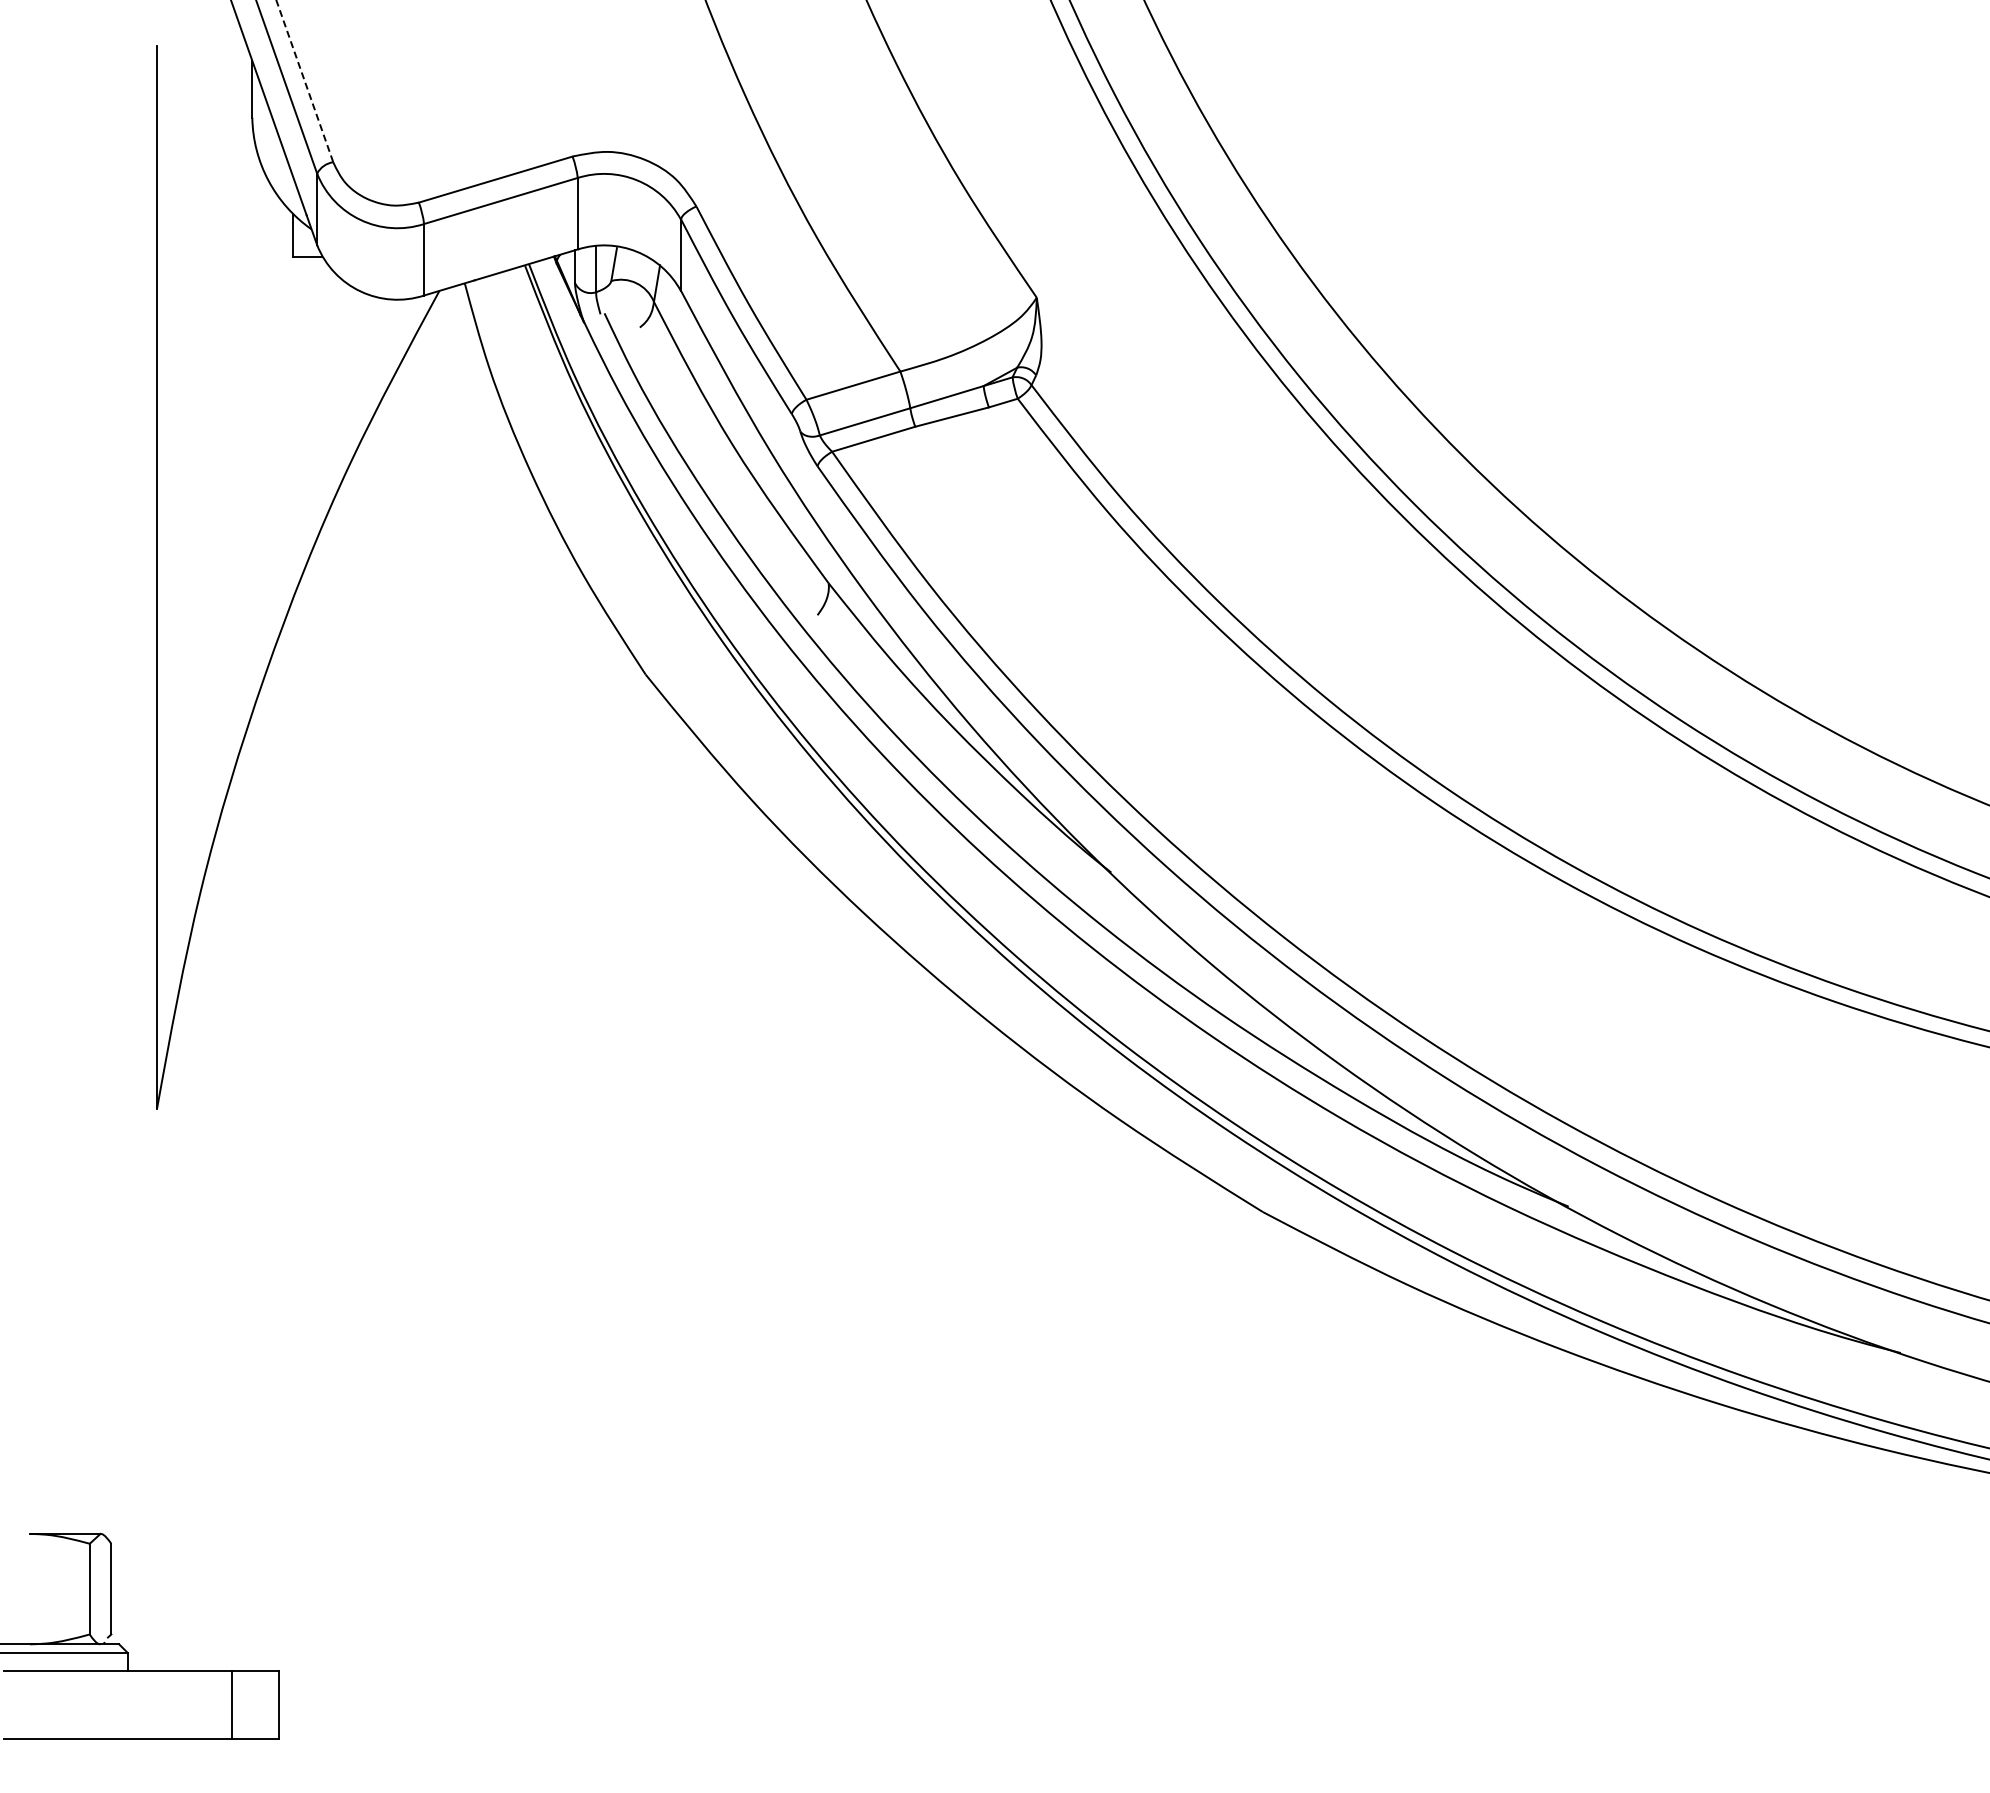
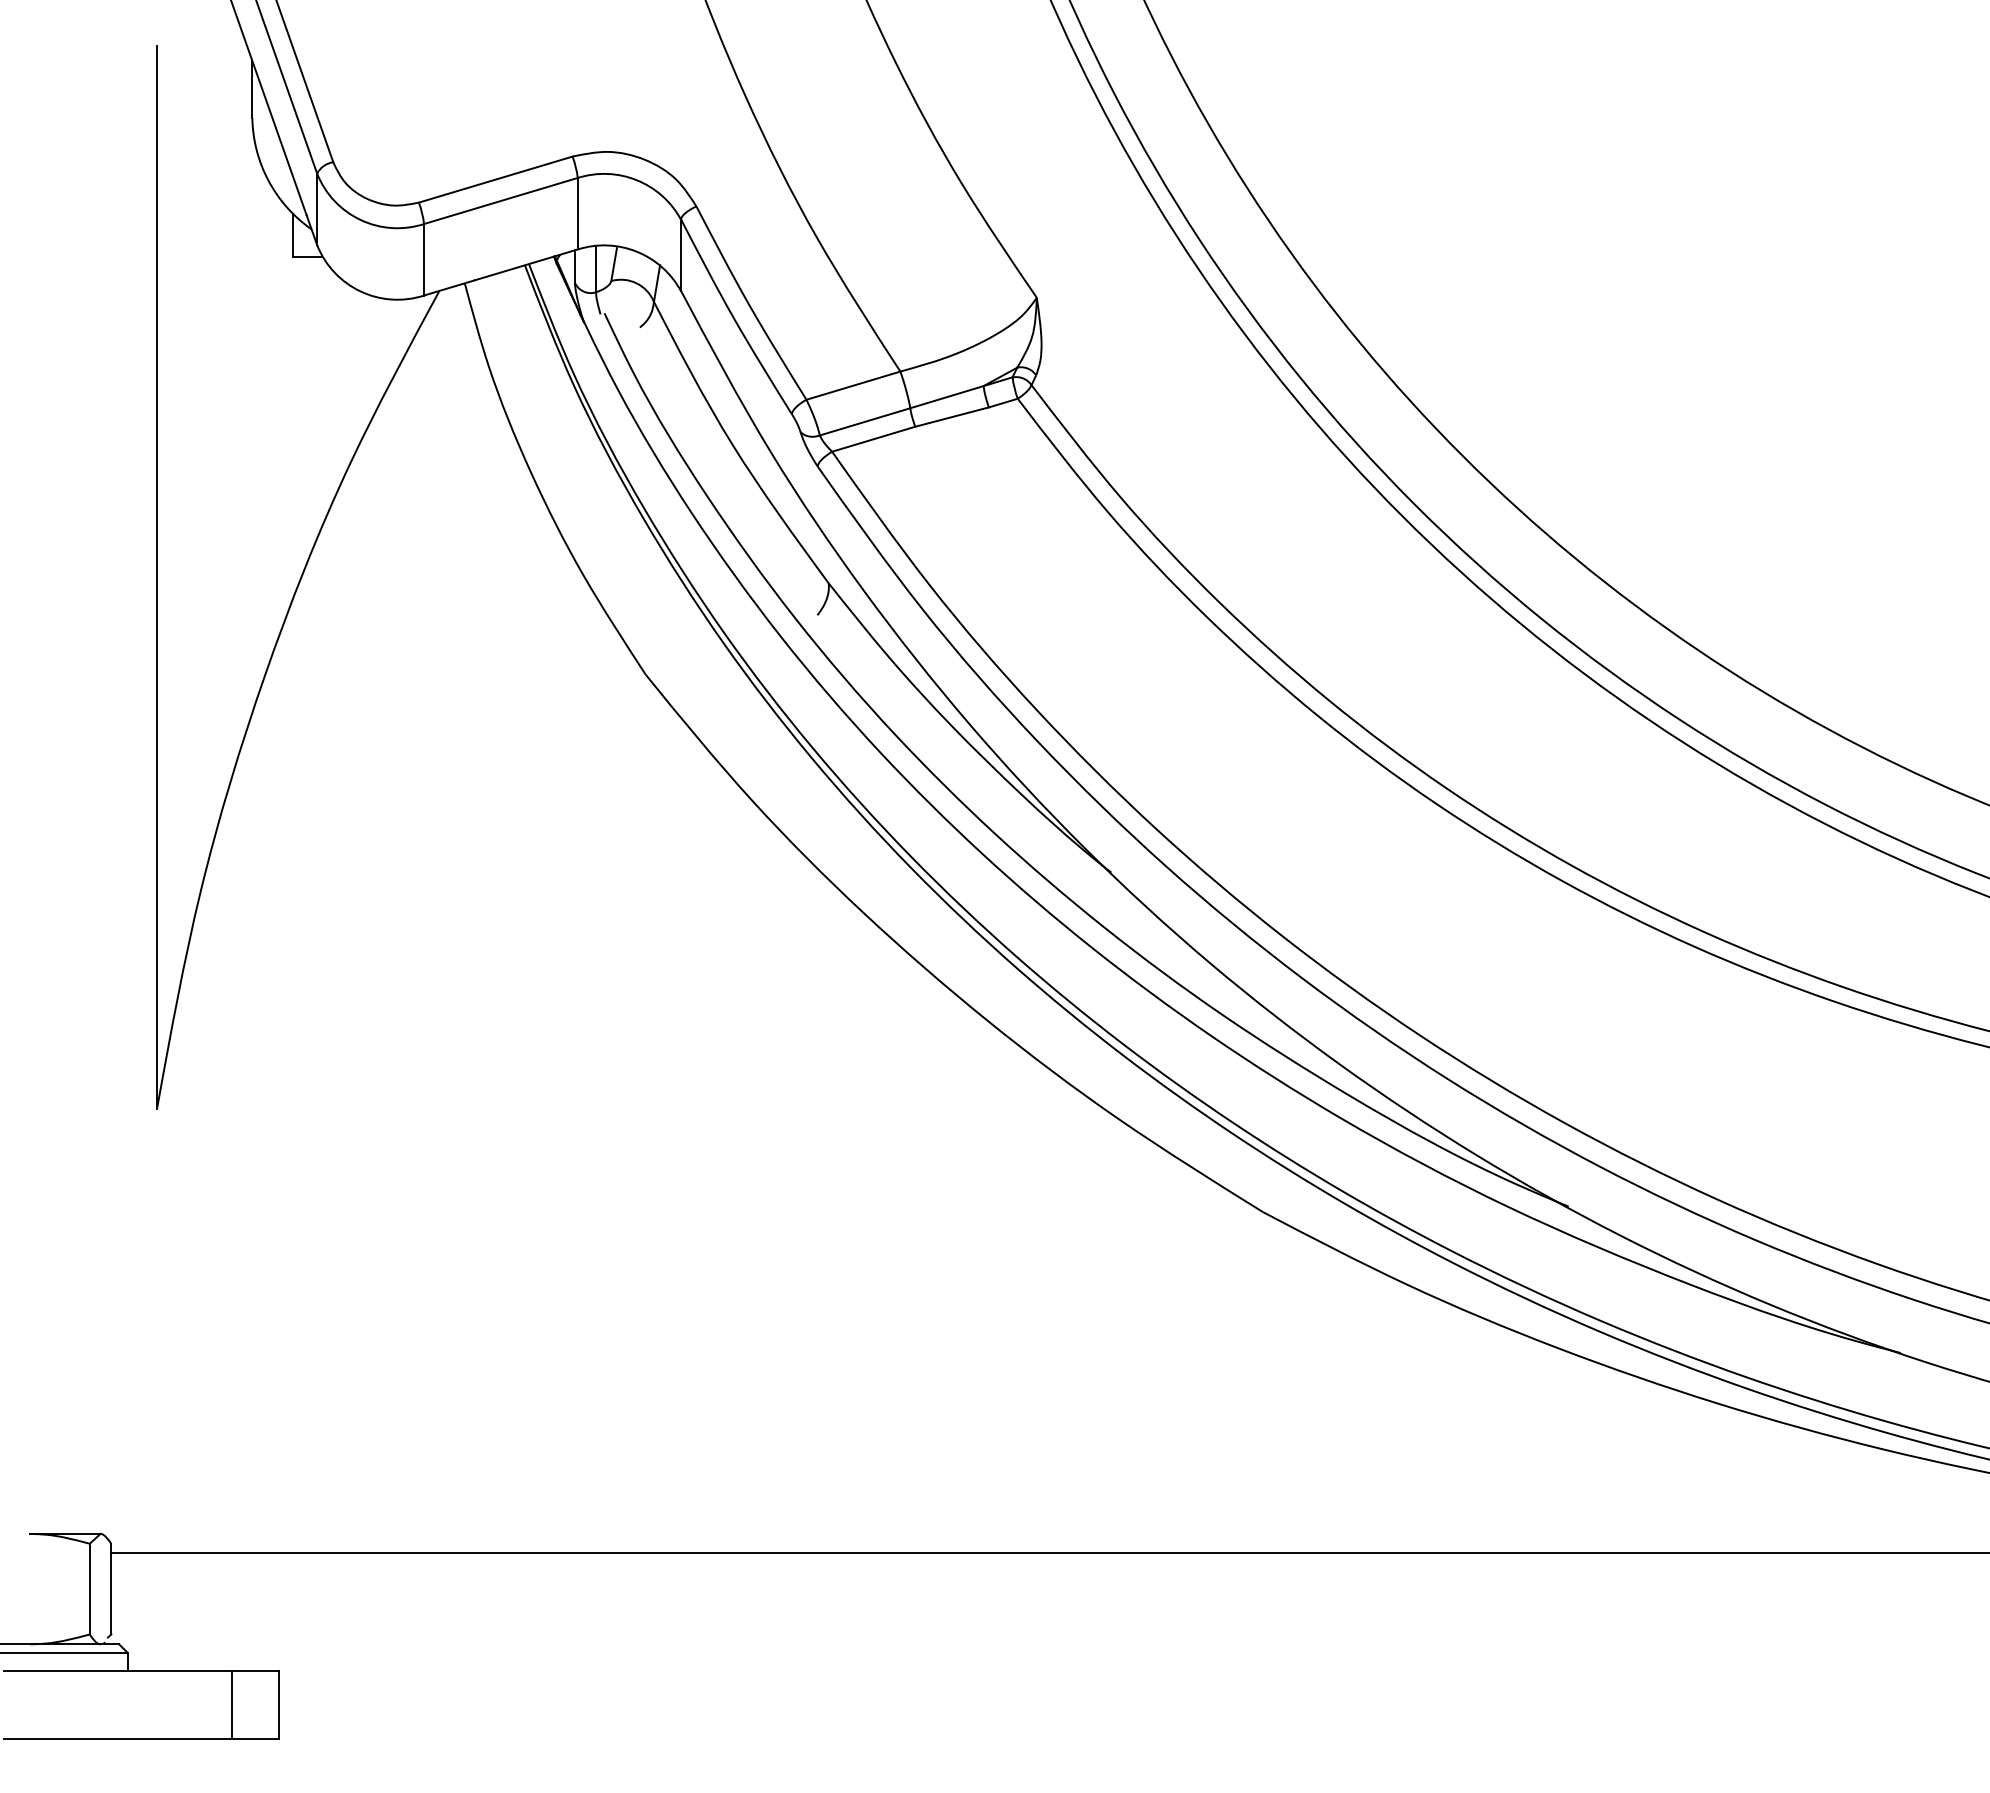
line: dashed -> solid (304, 81)
line: none -> present (1048, 1552)
